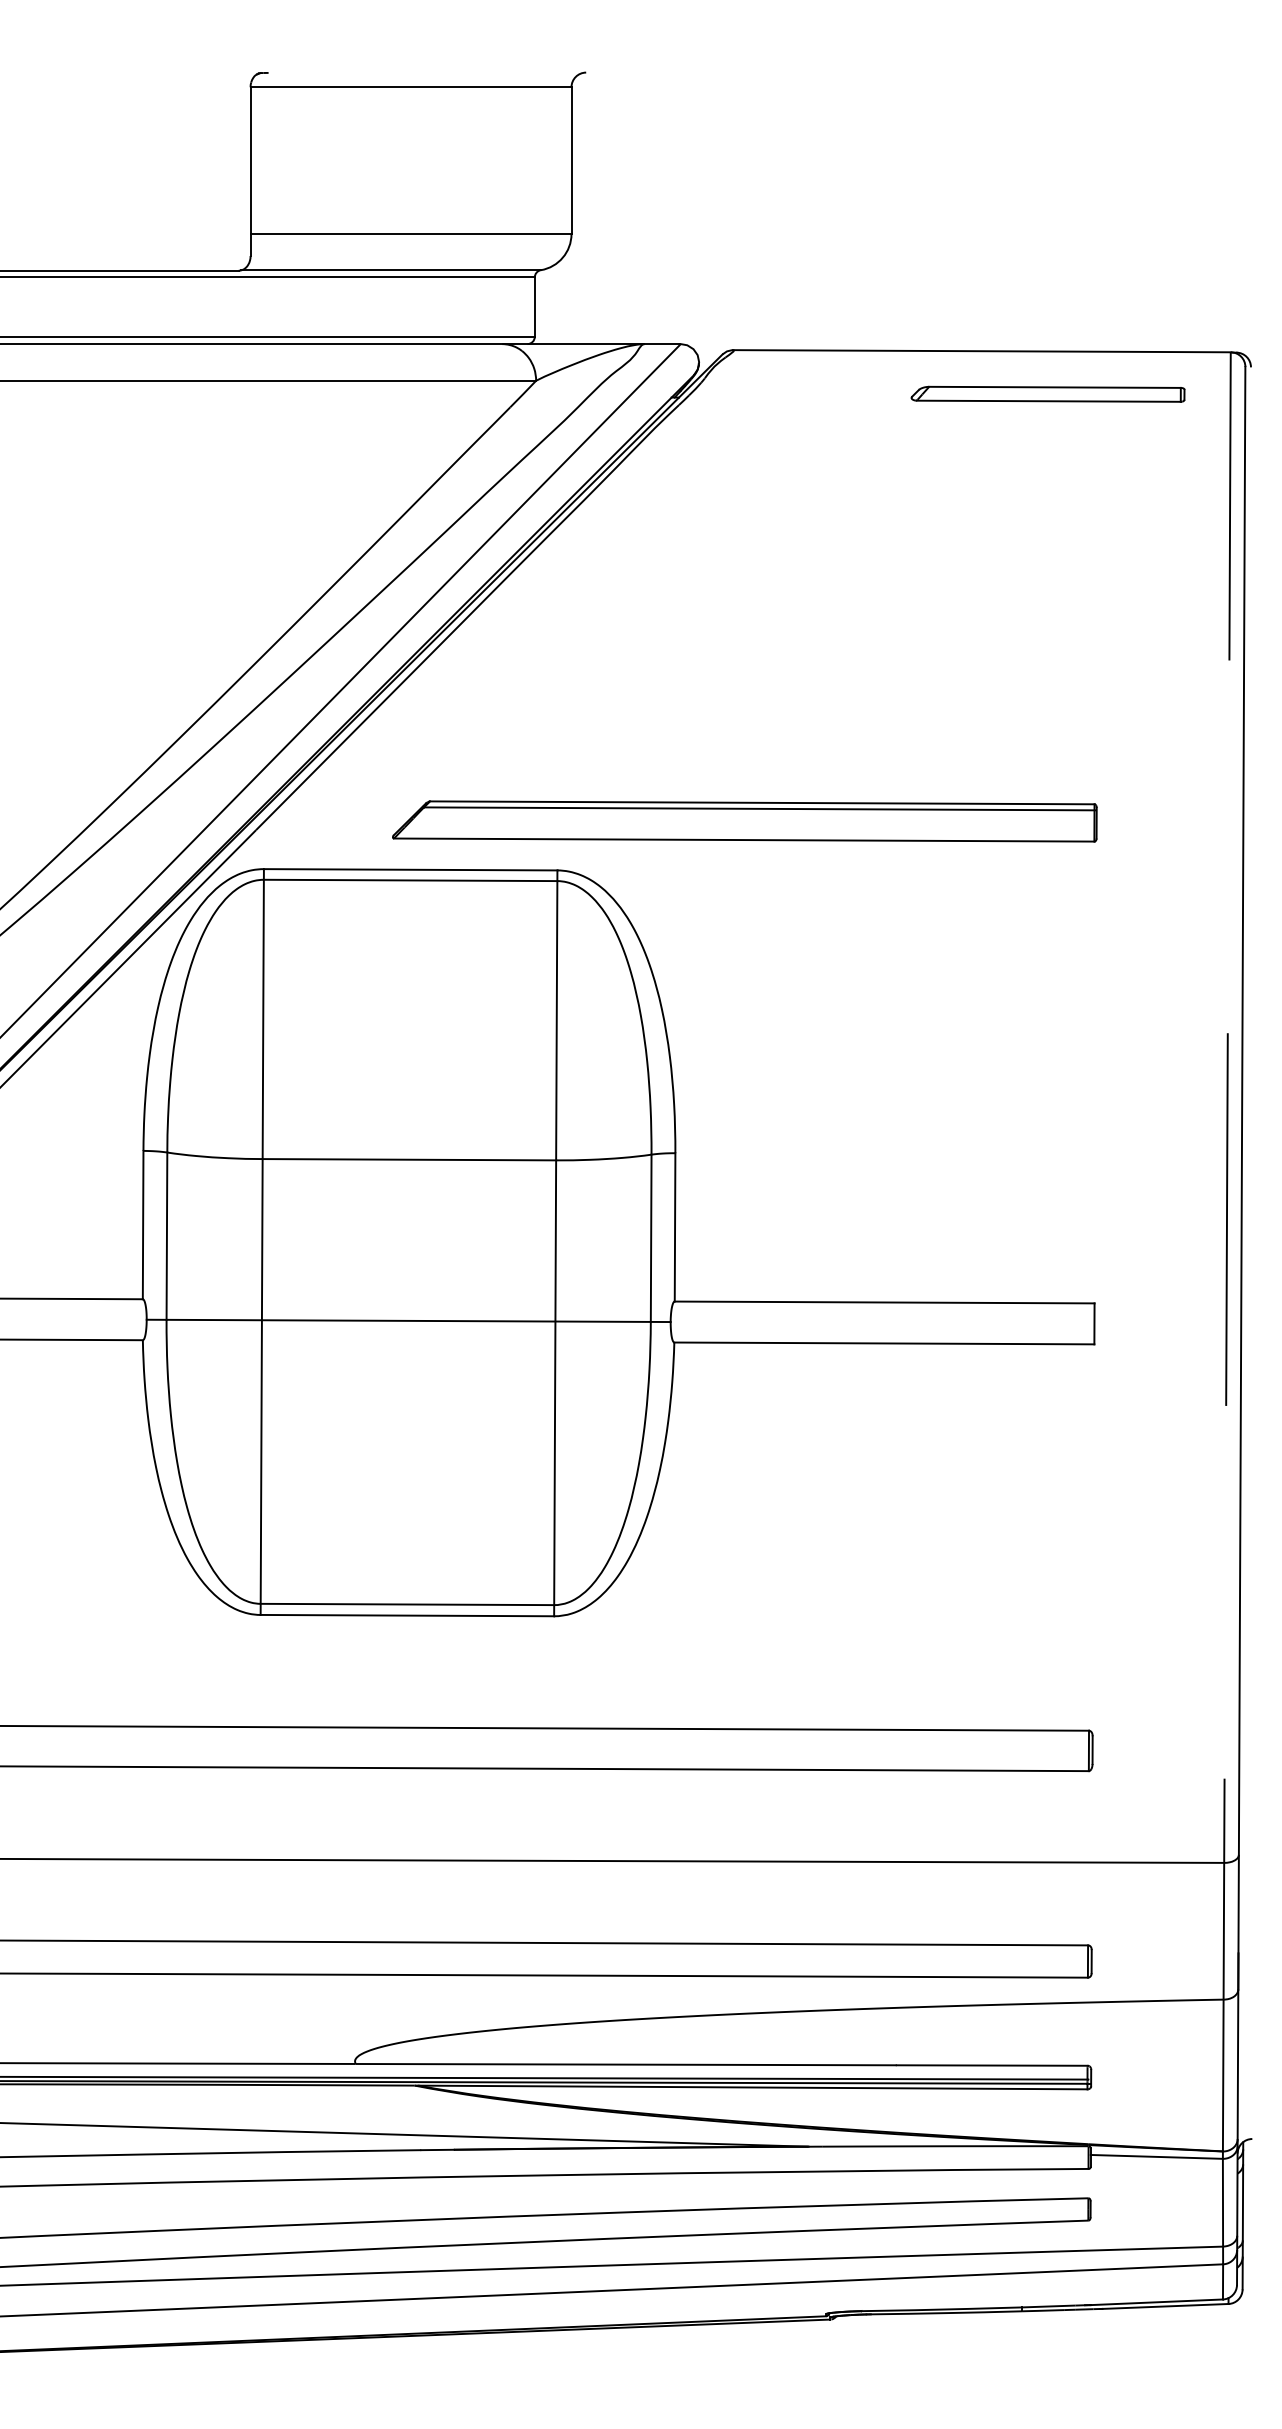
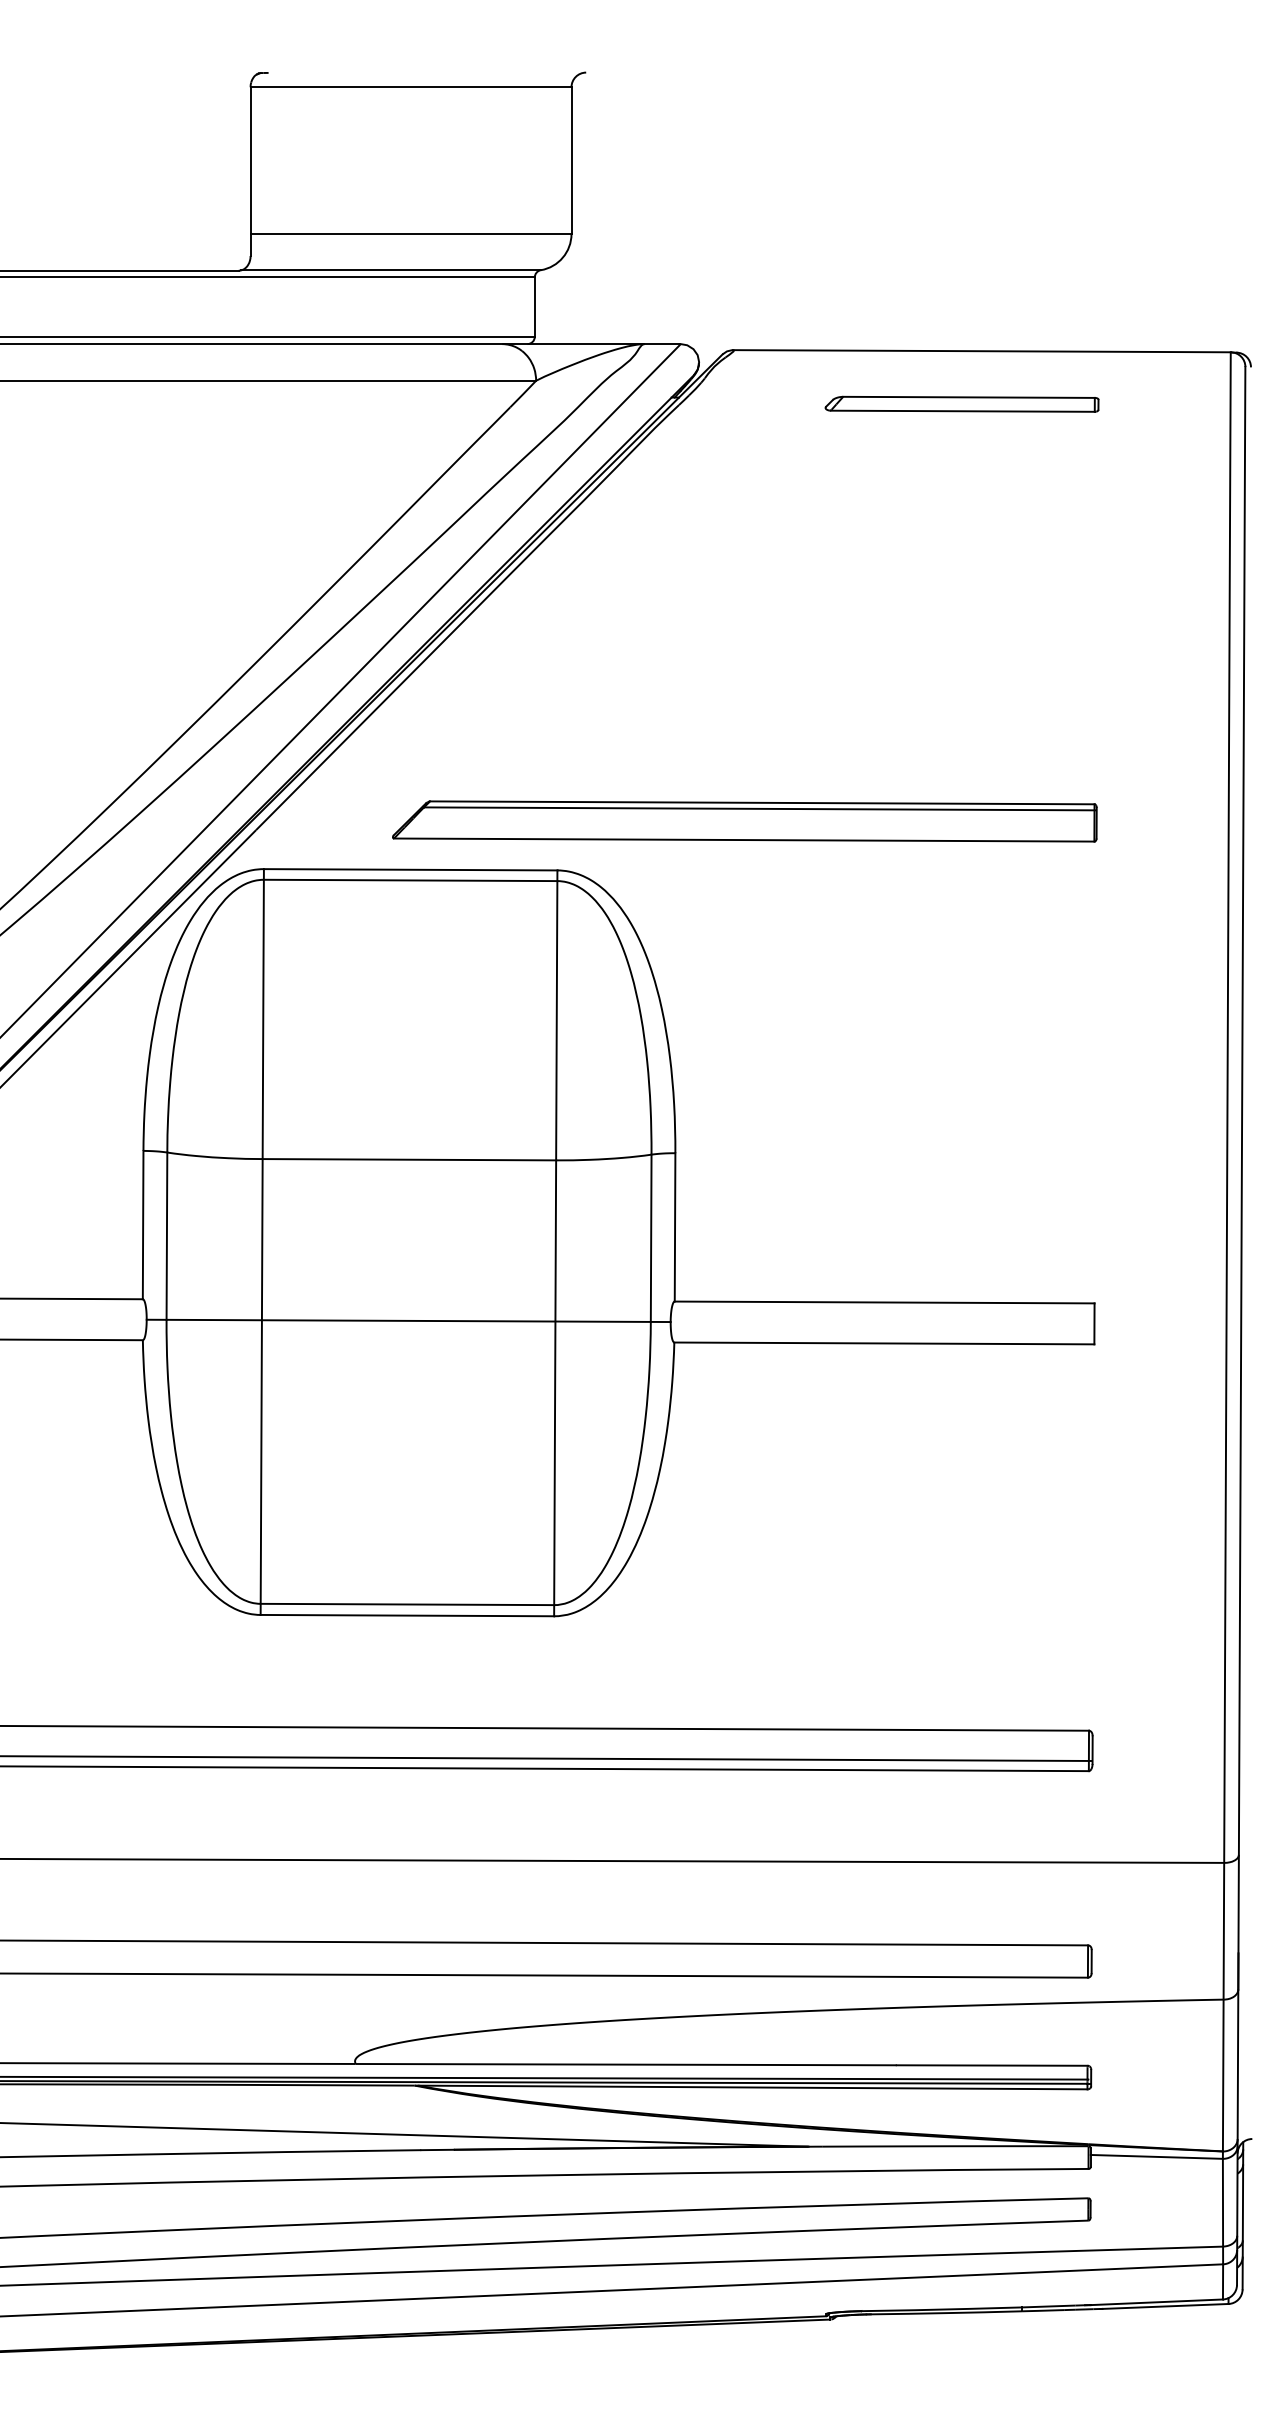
part position: (1047, 393) -> (961, 403) (961, 403)
line: dashed -> solid (1226, 1251)
line: none -> present (546, 1758)
